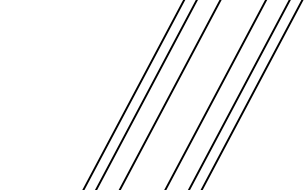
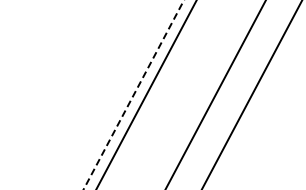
line: present -> none (170, 94)
line: present -> none (239, 94)
line: solid -> dashed (133, 95)
